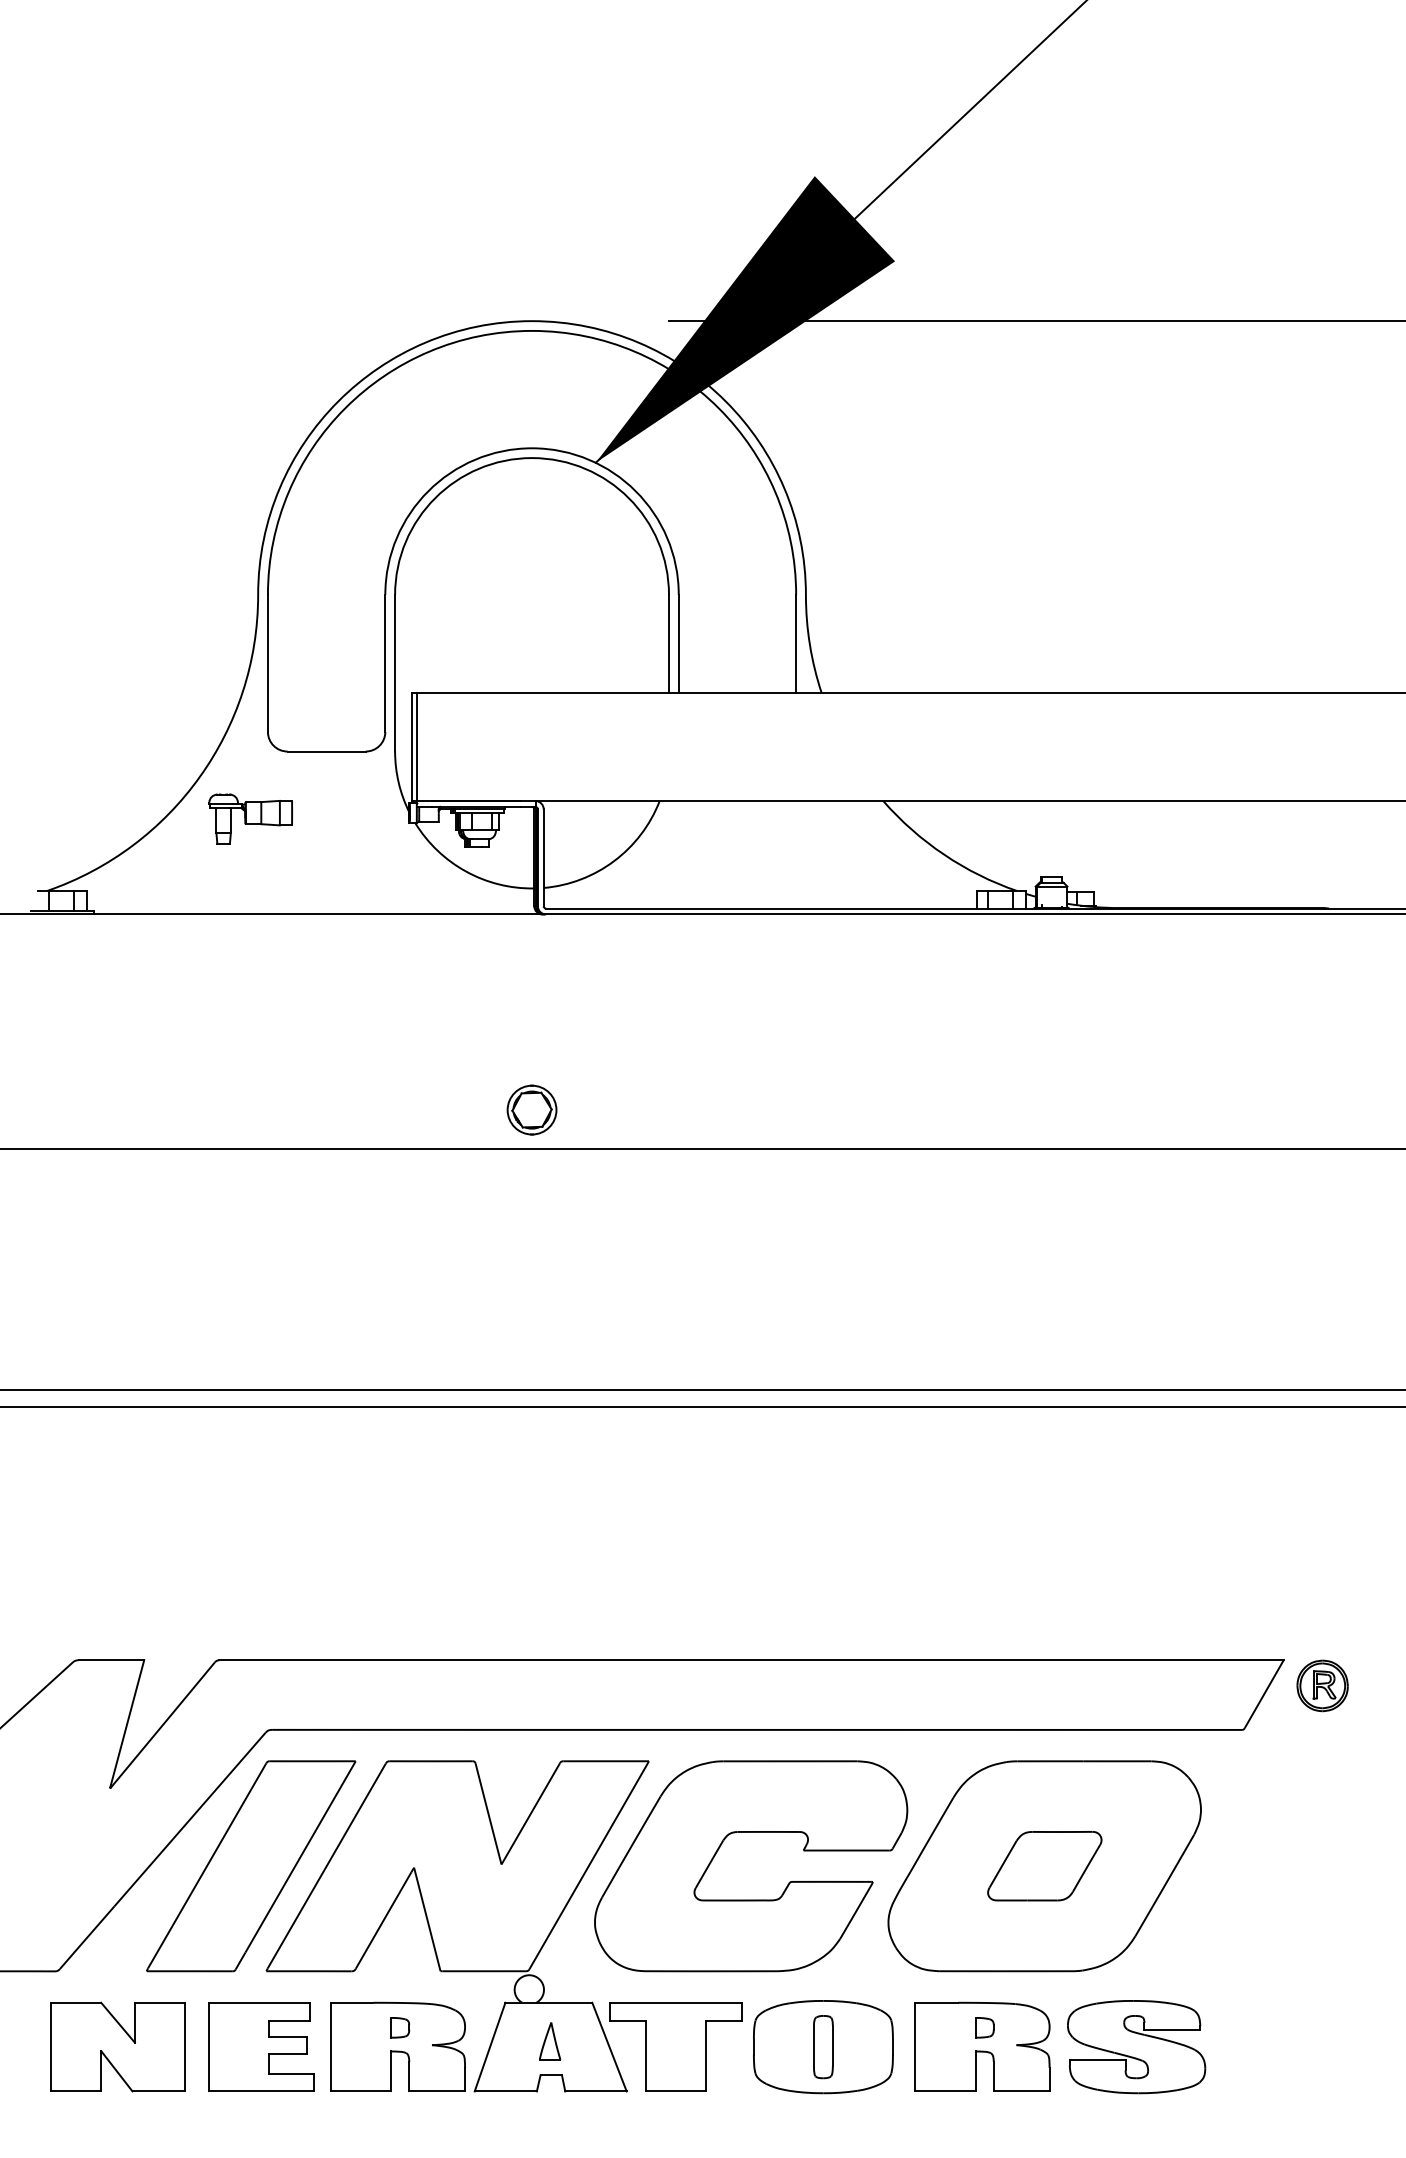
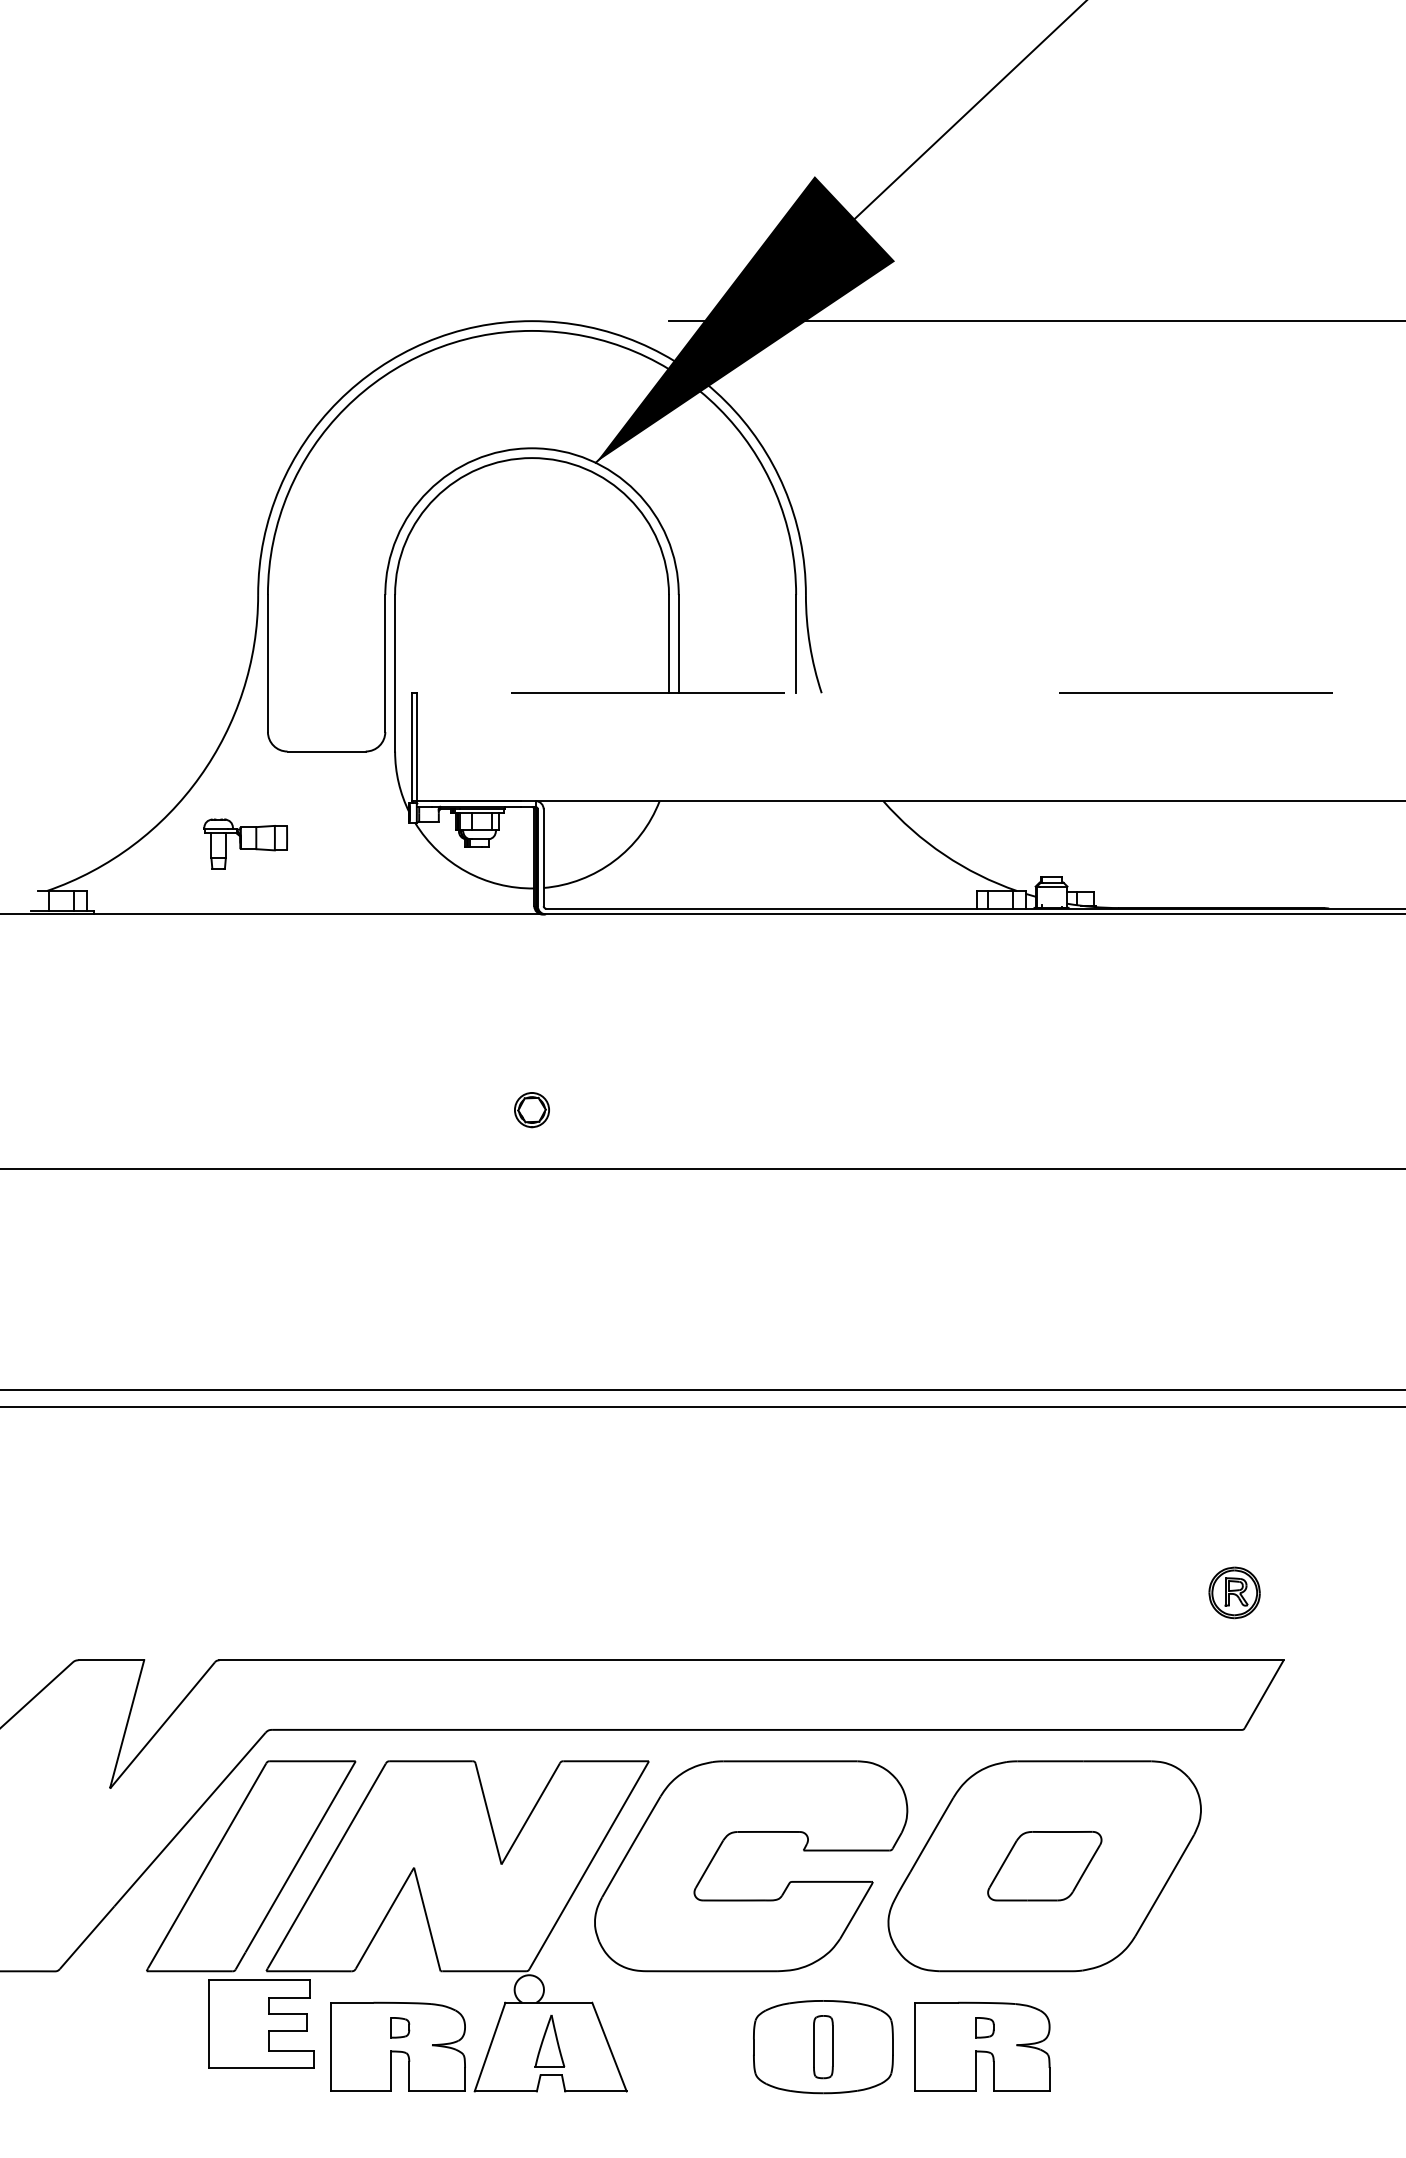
line: solid -> dashed (910, 693)
part position: (250, 818) -> (245, 843) (245, 843)
part size: 52x52 px -> 36x37 px (531, 1110)
line position: (702, 1149) -> (702, 1169) (702, 1169)
part position: (1322, 1685) -> (1234, 1592) (1234, 1592)
part size: 23x39 px -> 32x53 px (549, 2041)
part: present -> none (117, 2046)
part position: (261, 2046) -> (261, 2023) (261, 2023)
part: present -> none (675, 2046)
part: present -> none (1136, 2047)
